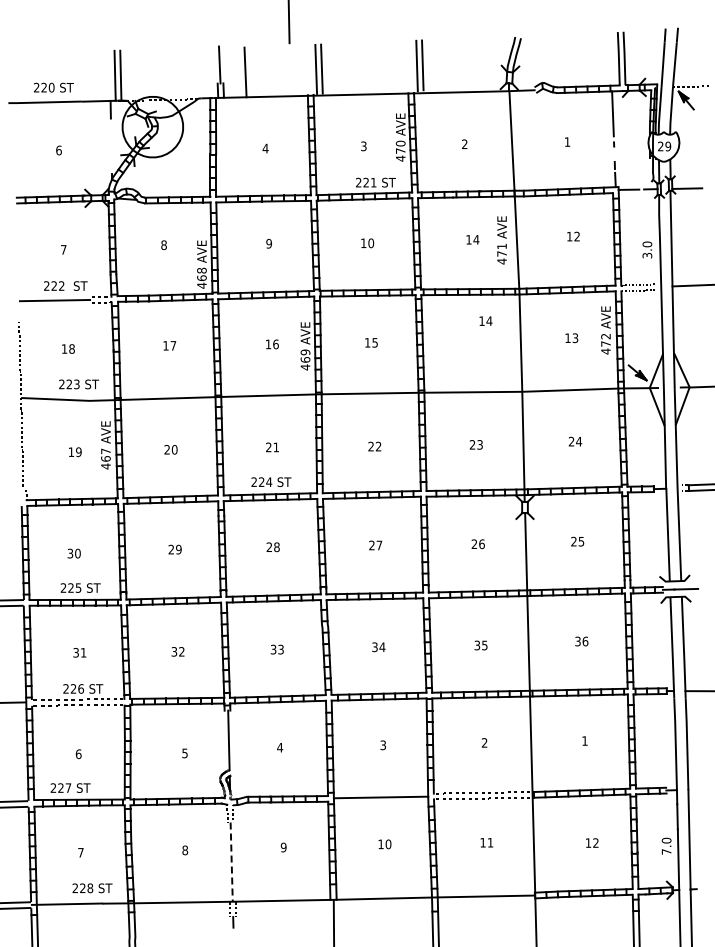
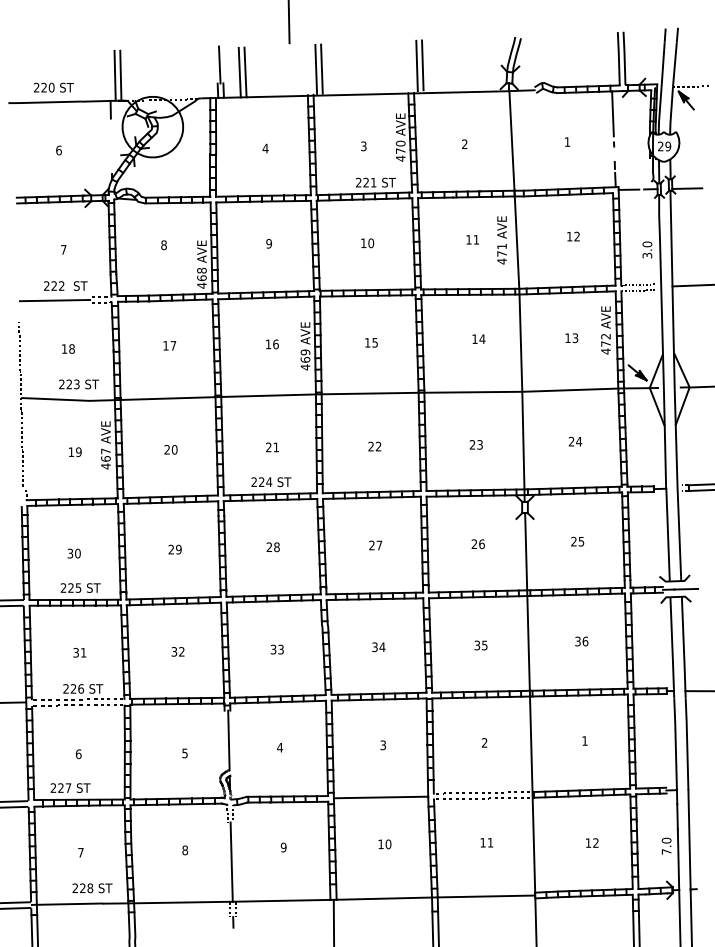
line: none -> present (239, 72)
text: 14 -> 11 (476, 239)
text position: (485, 320) -> (478, 338) (478, 338)
line: dashed -> solid (231, 862)
